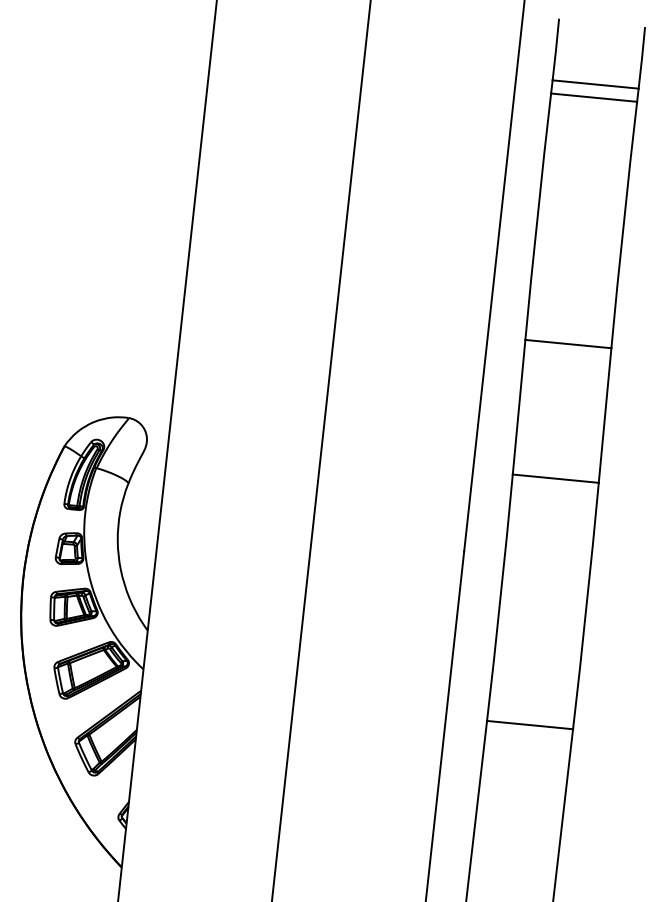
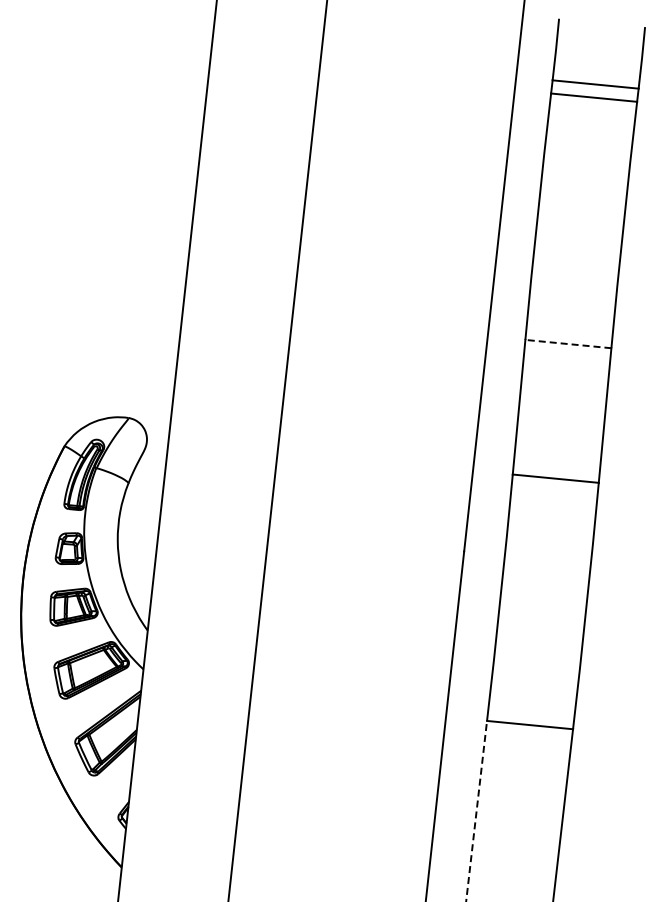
line: solid -> dashed (567, 344)
line position: (321, 450) -> (277, 450) (277, 450)
line: solid -> dashed (476, 811)
